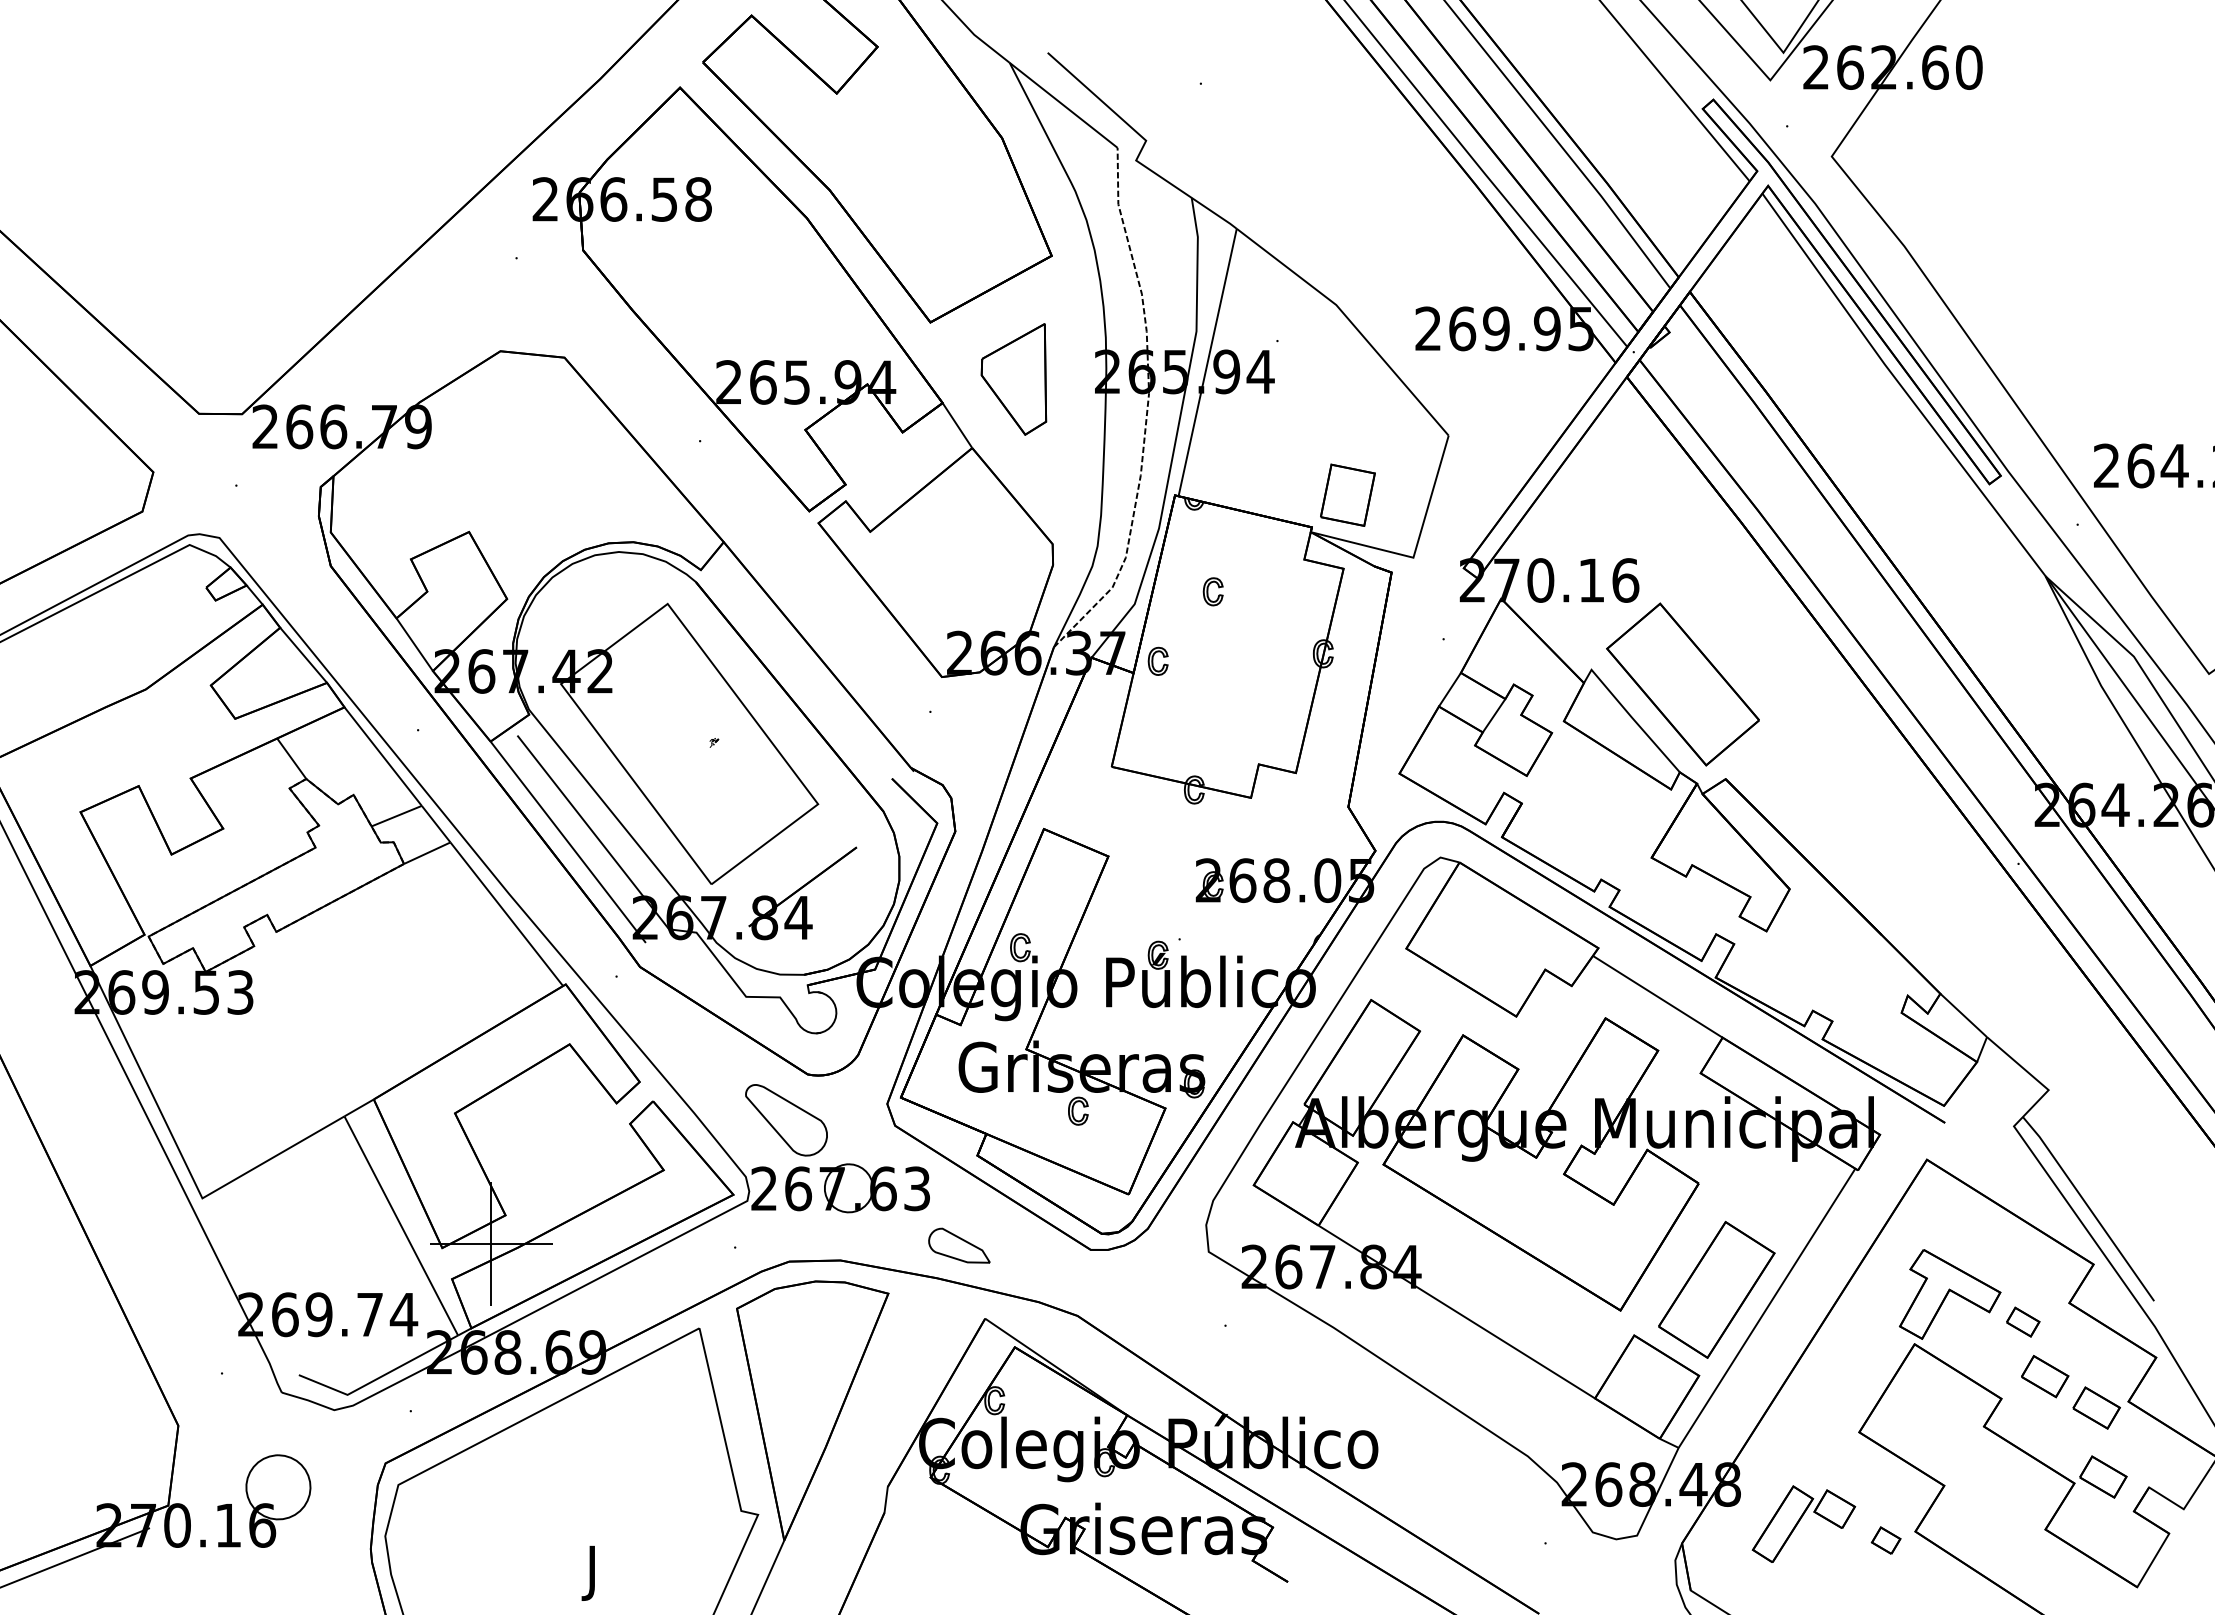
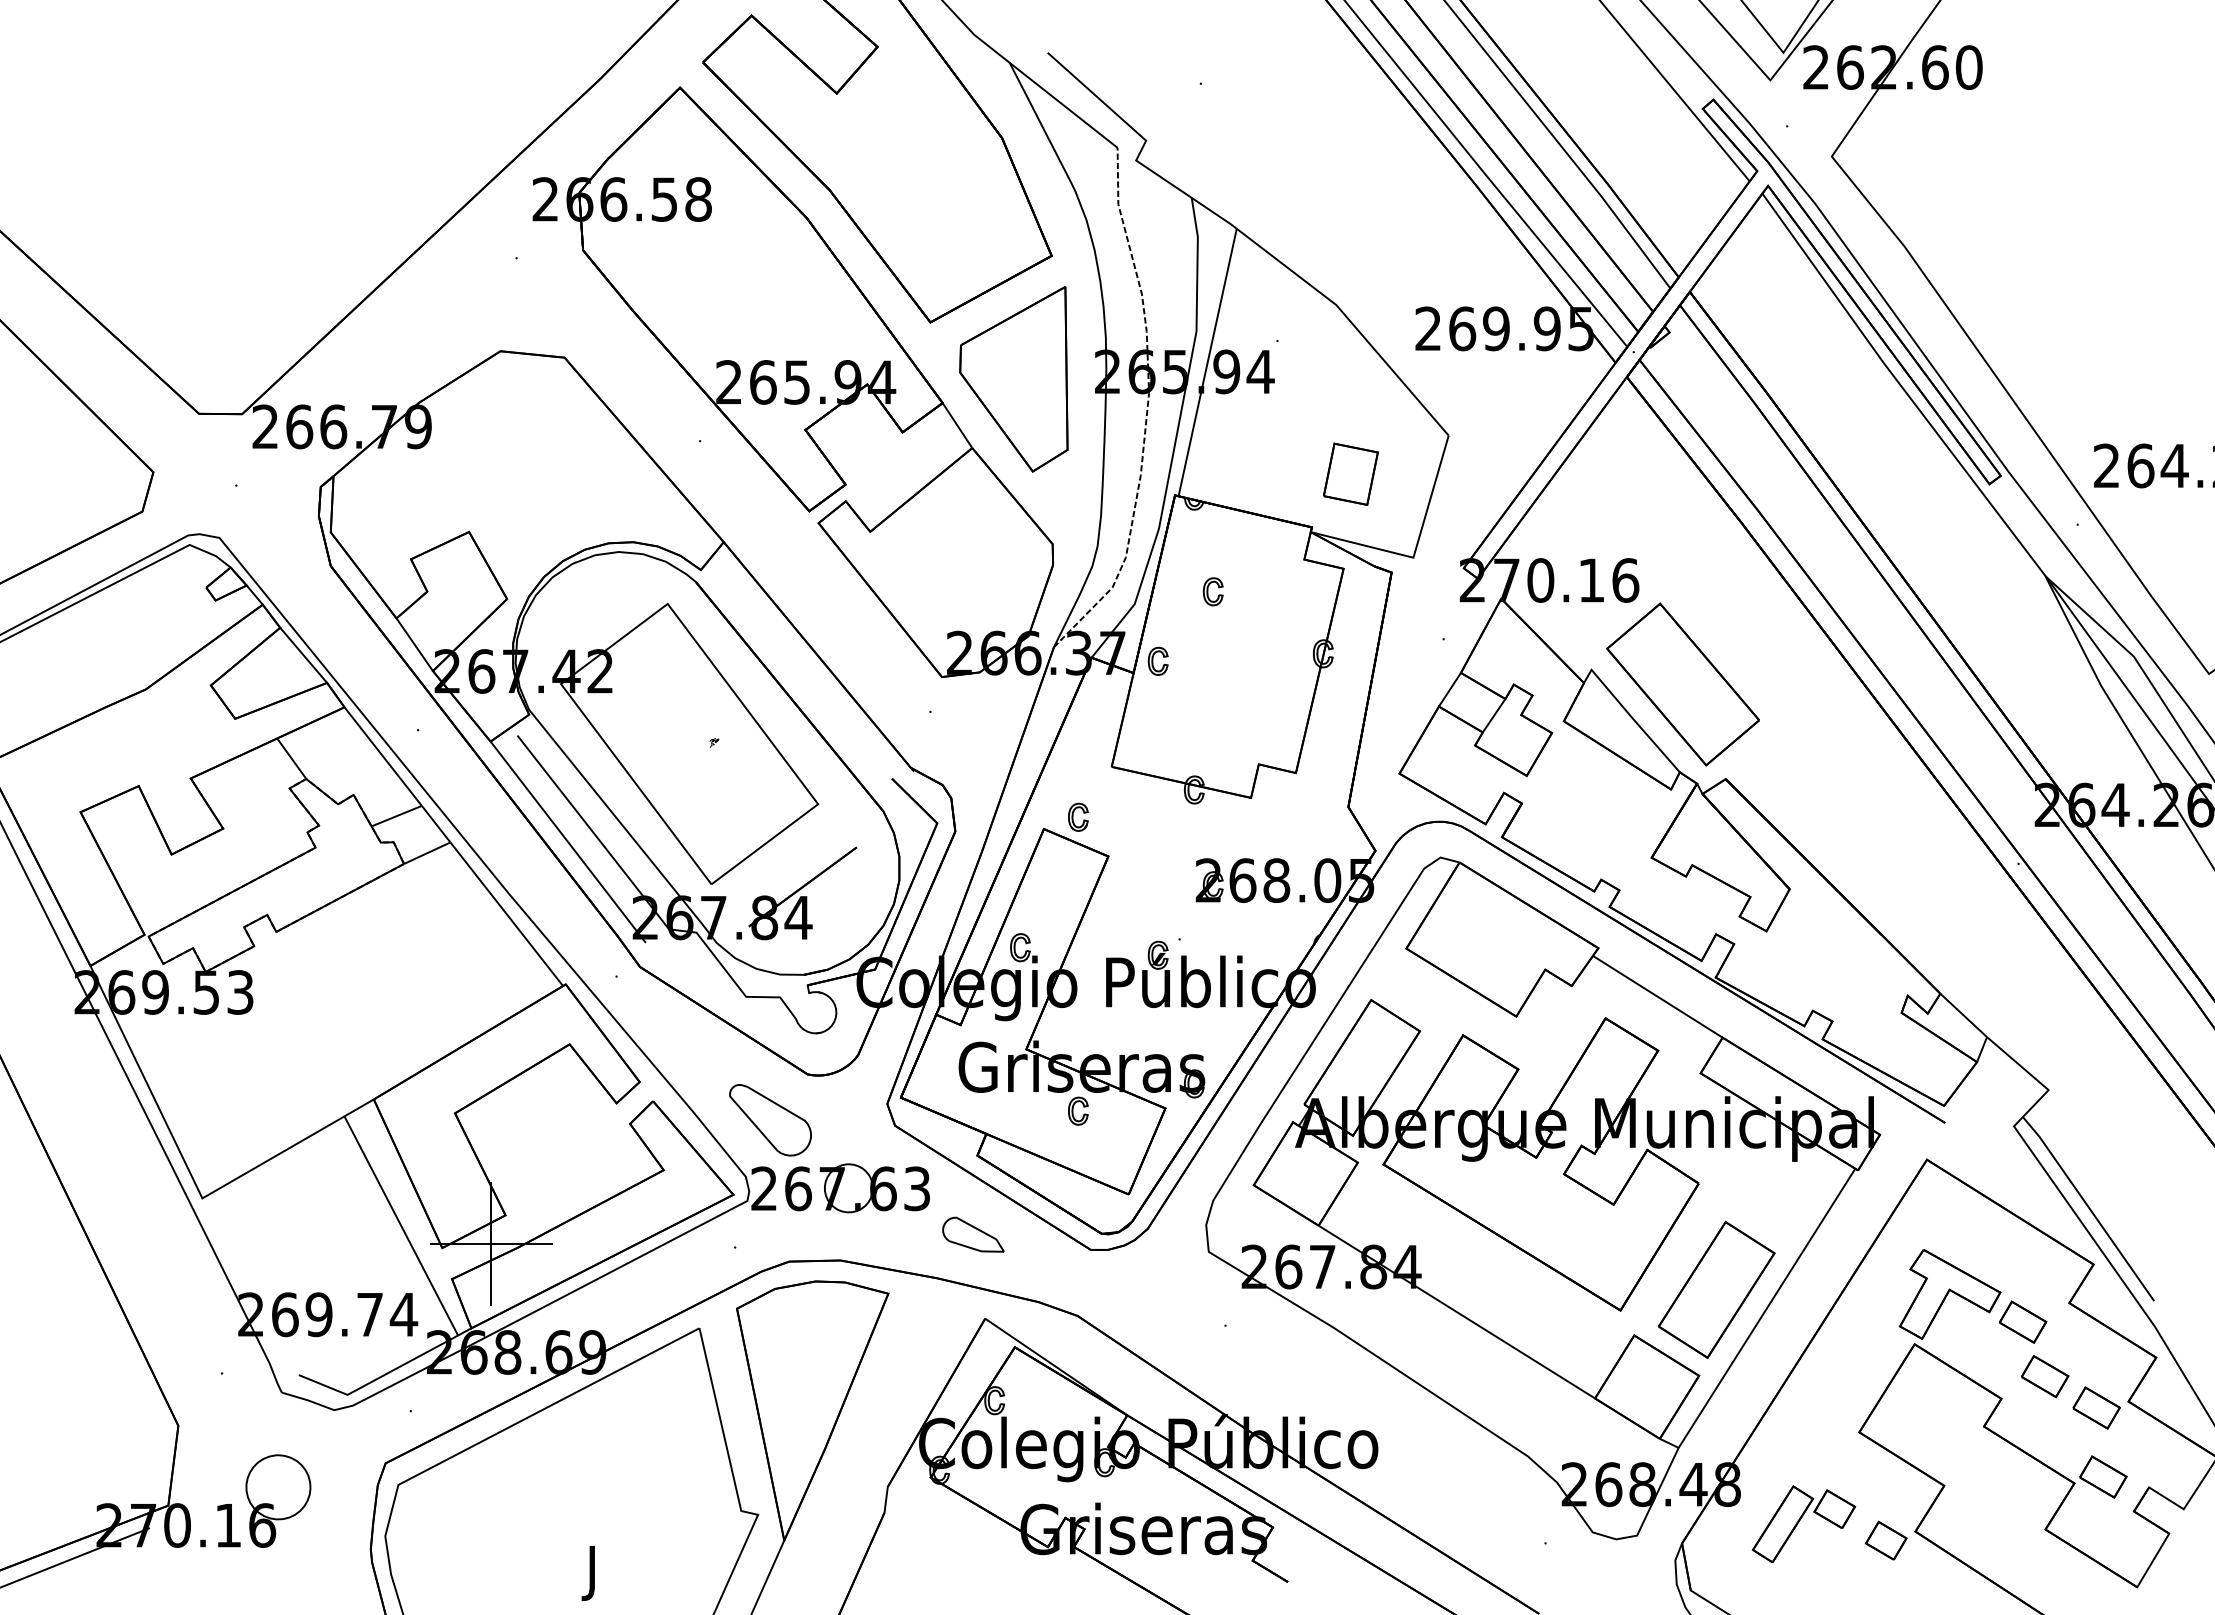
part size: 68x113 px -> 110x187 px (1013, 379)
part position: (1347, 494) -> (1350, 473) (1350, 473)
part: none -> present (1078, 816)
part position: (786, 1120) -> (770, 1120) (770, 1120)
part position: (959, 1245) -> (973, 1234) (973, 1234)
part size: 35x32 px -> 49x44 px (2023, 1321)
part size: 32x29 px -> 44x41 px (1885, 1540)
